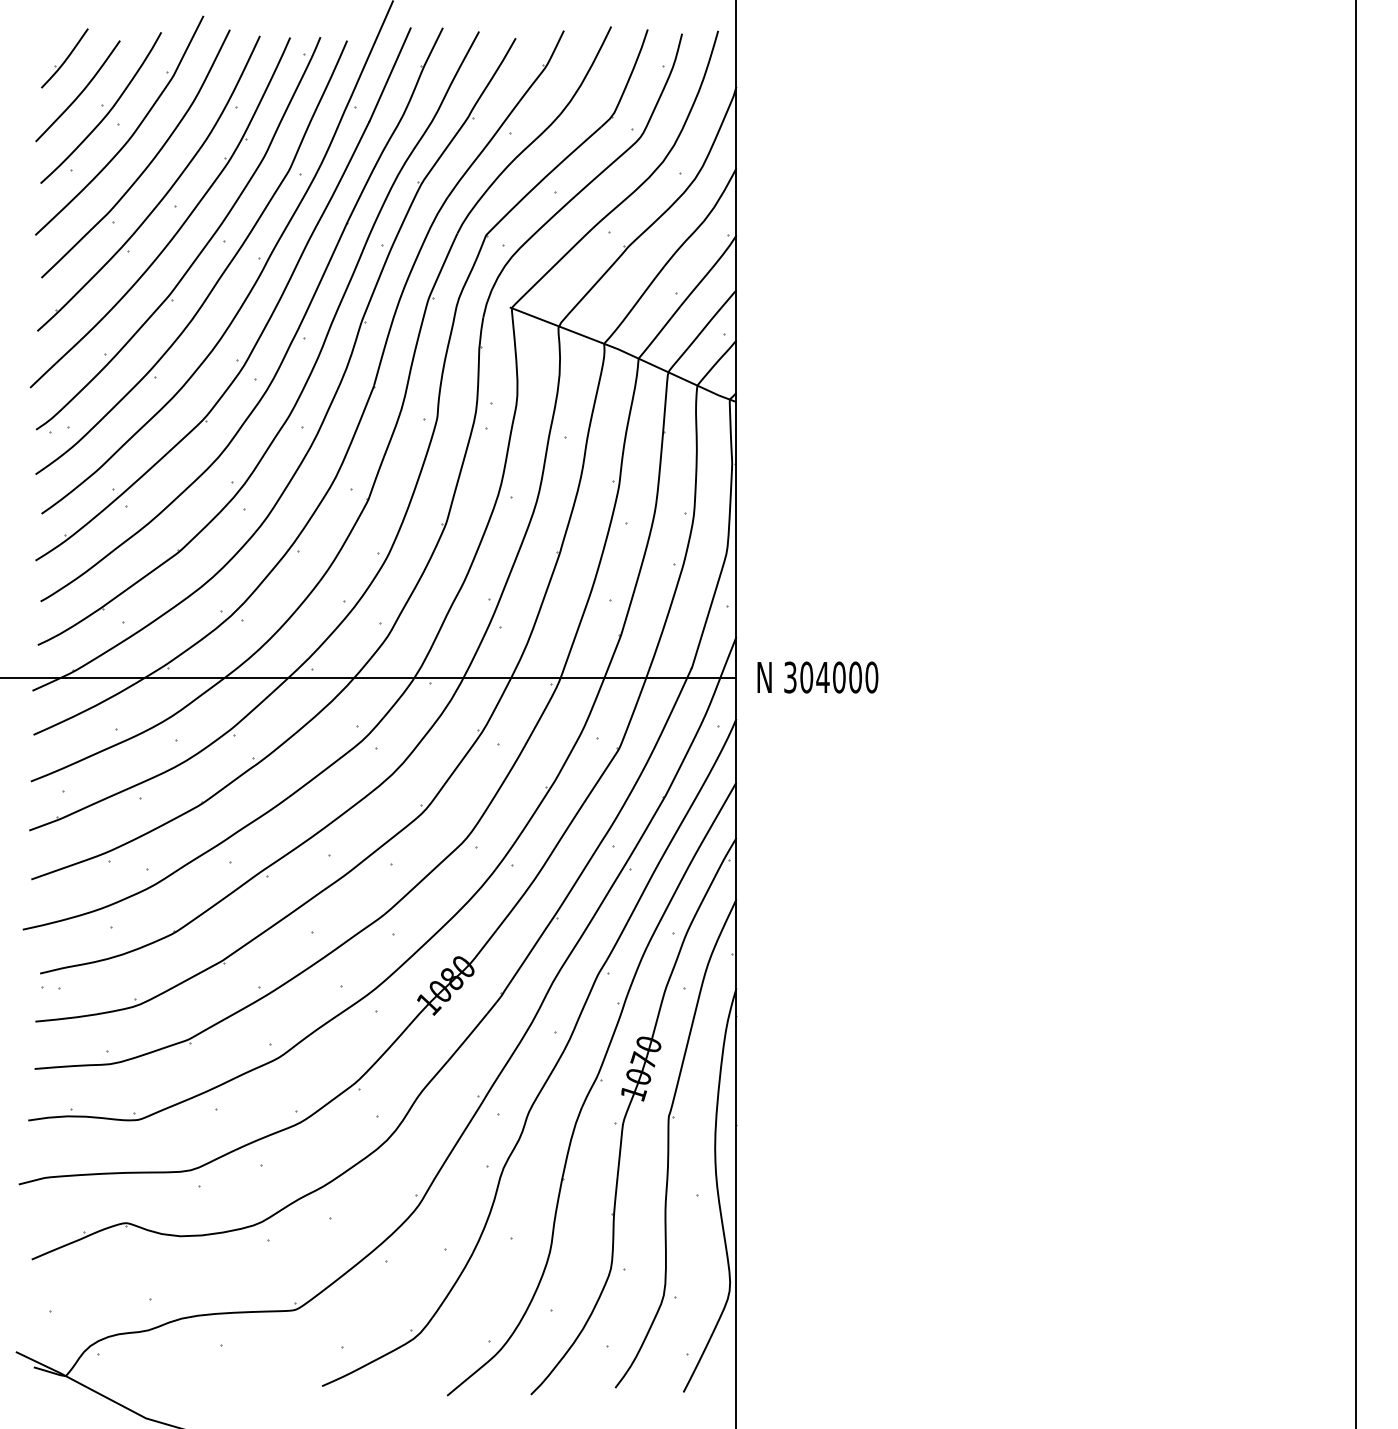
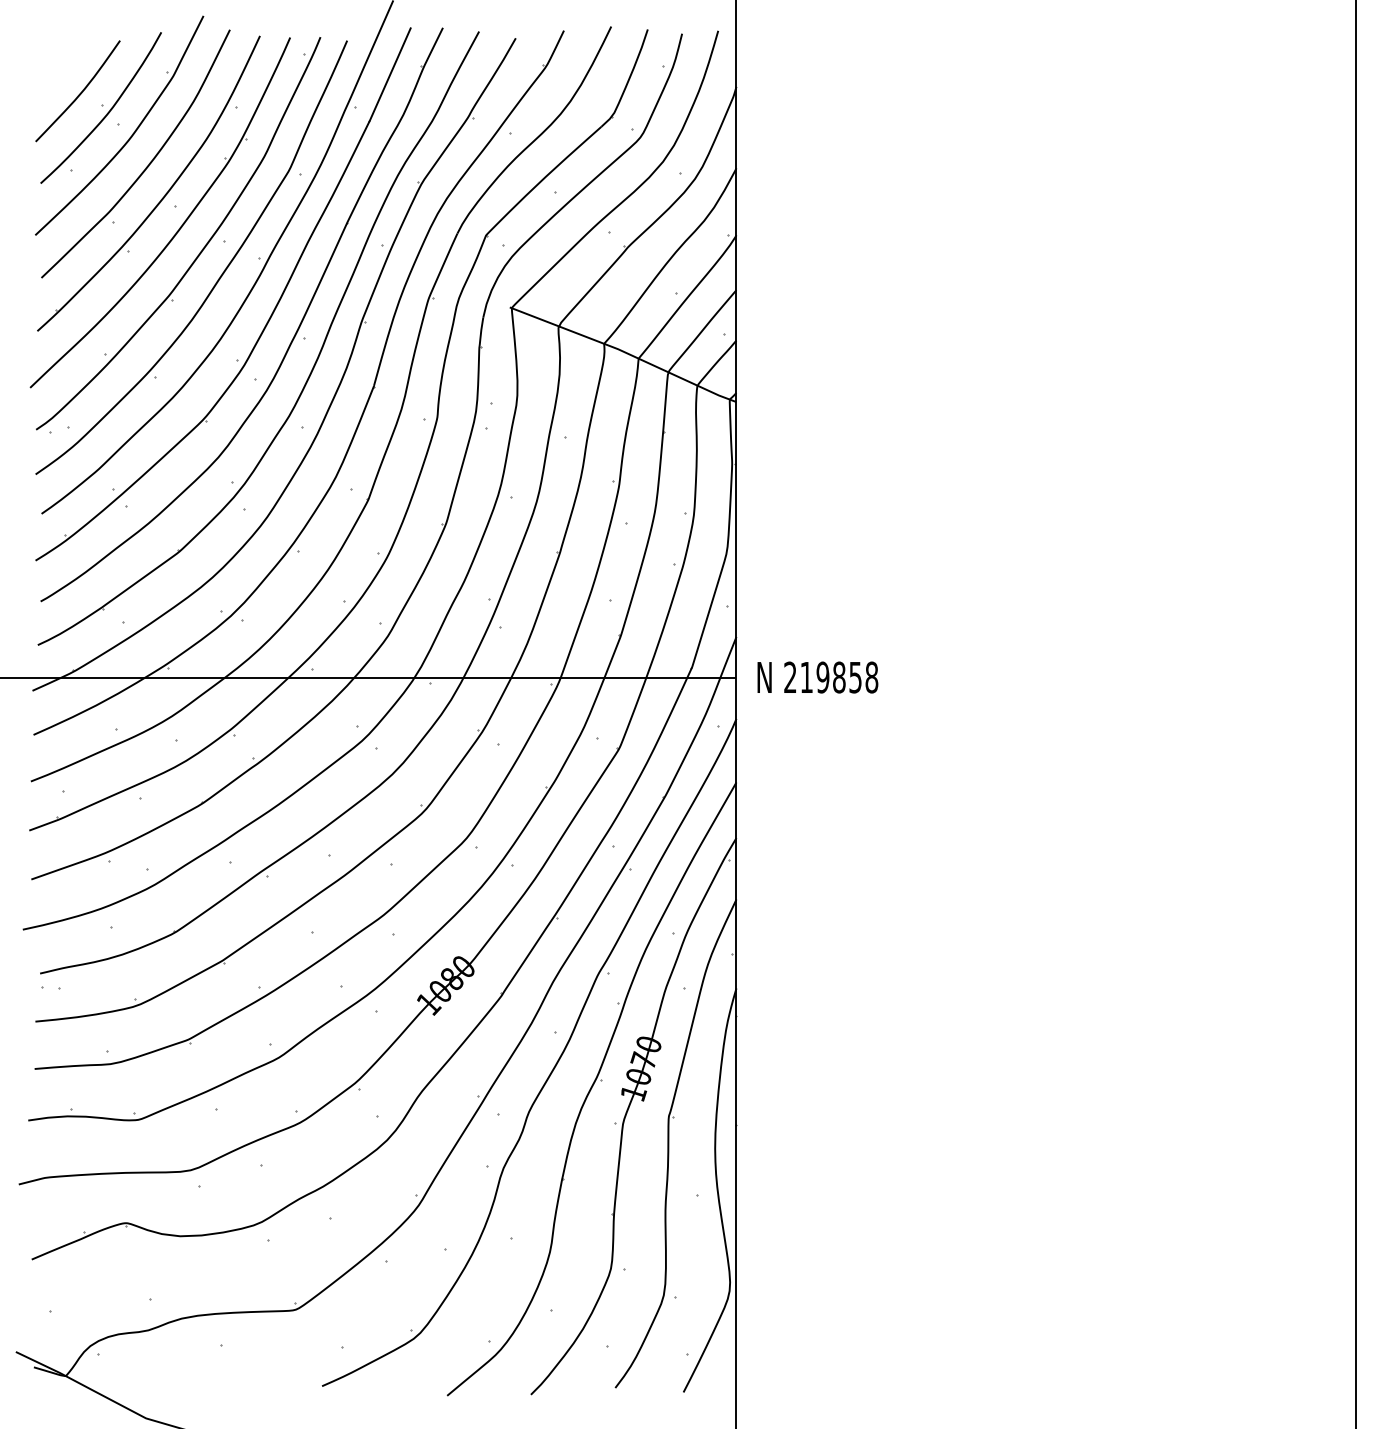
part: present -> none (64, 58)
text: 304000 -> 219858 (831, 677)
